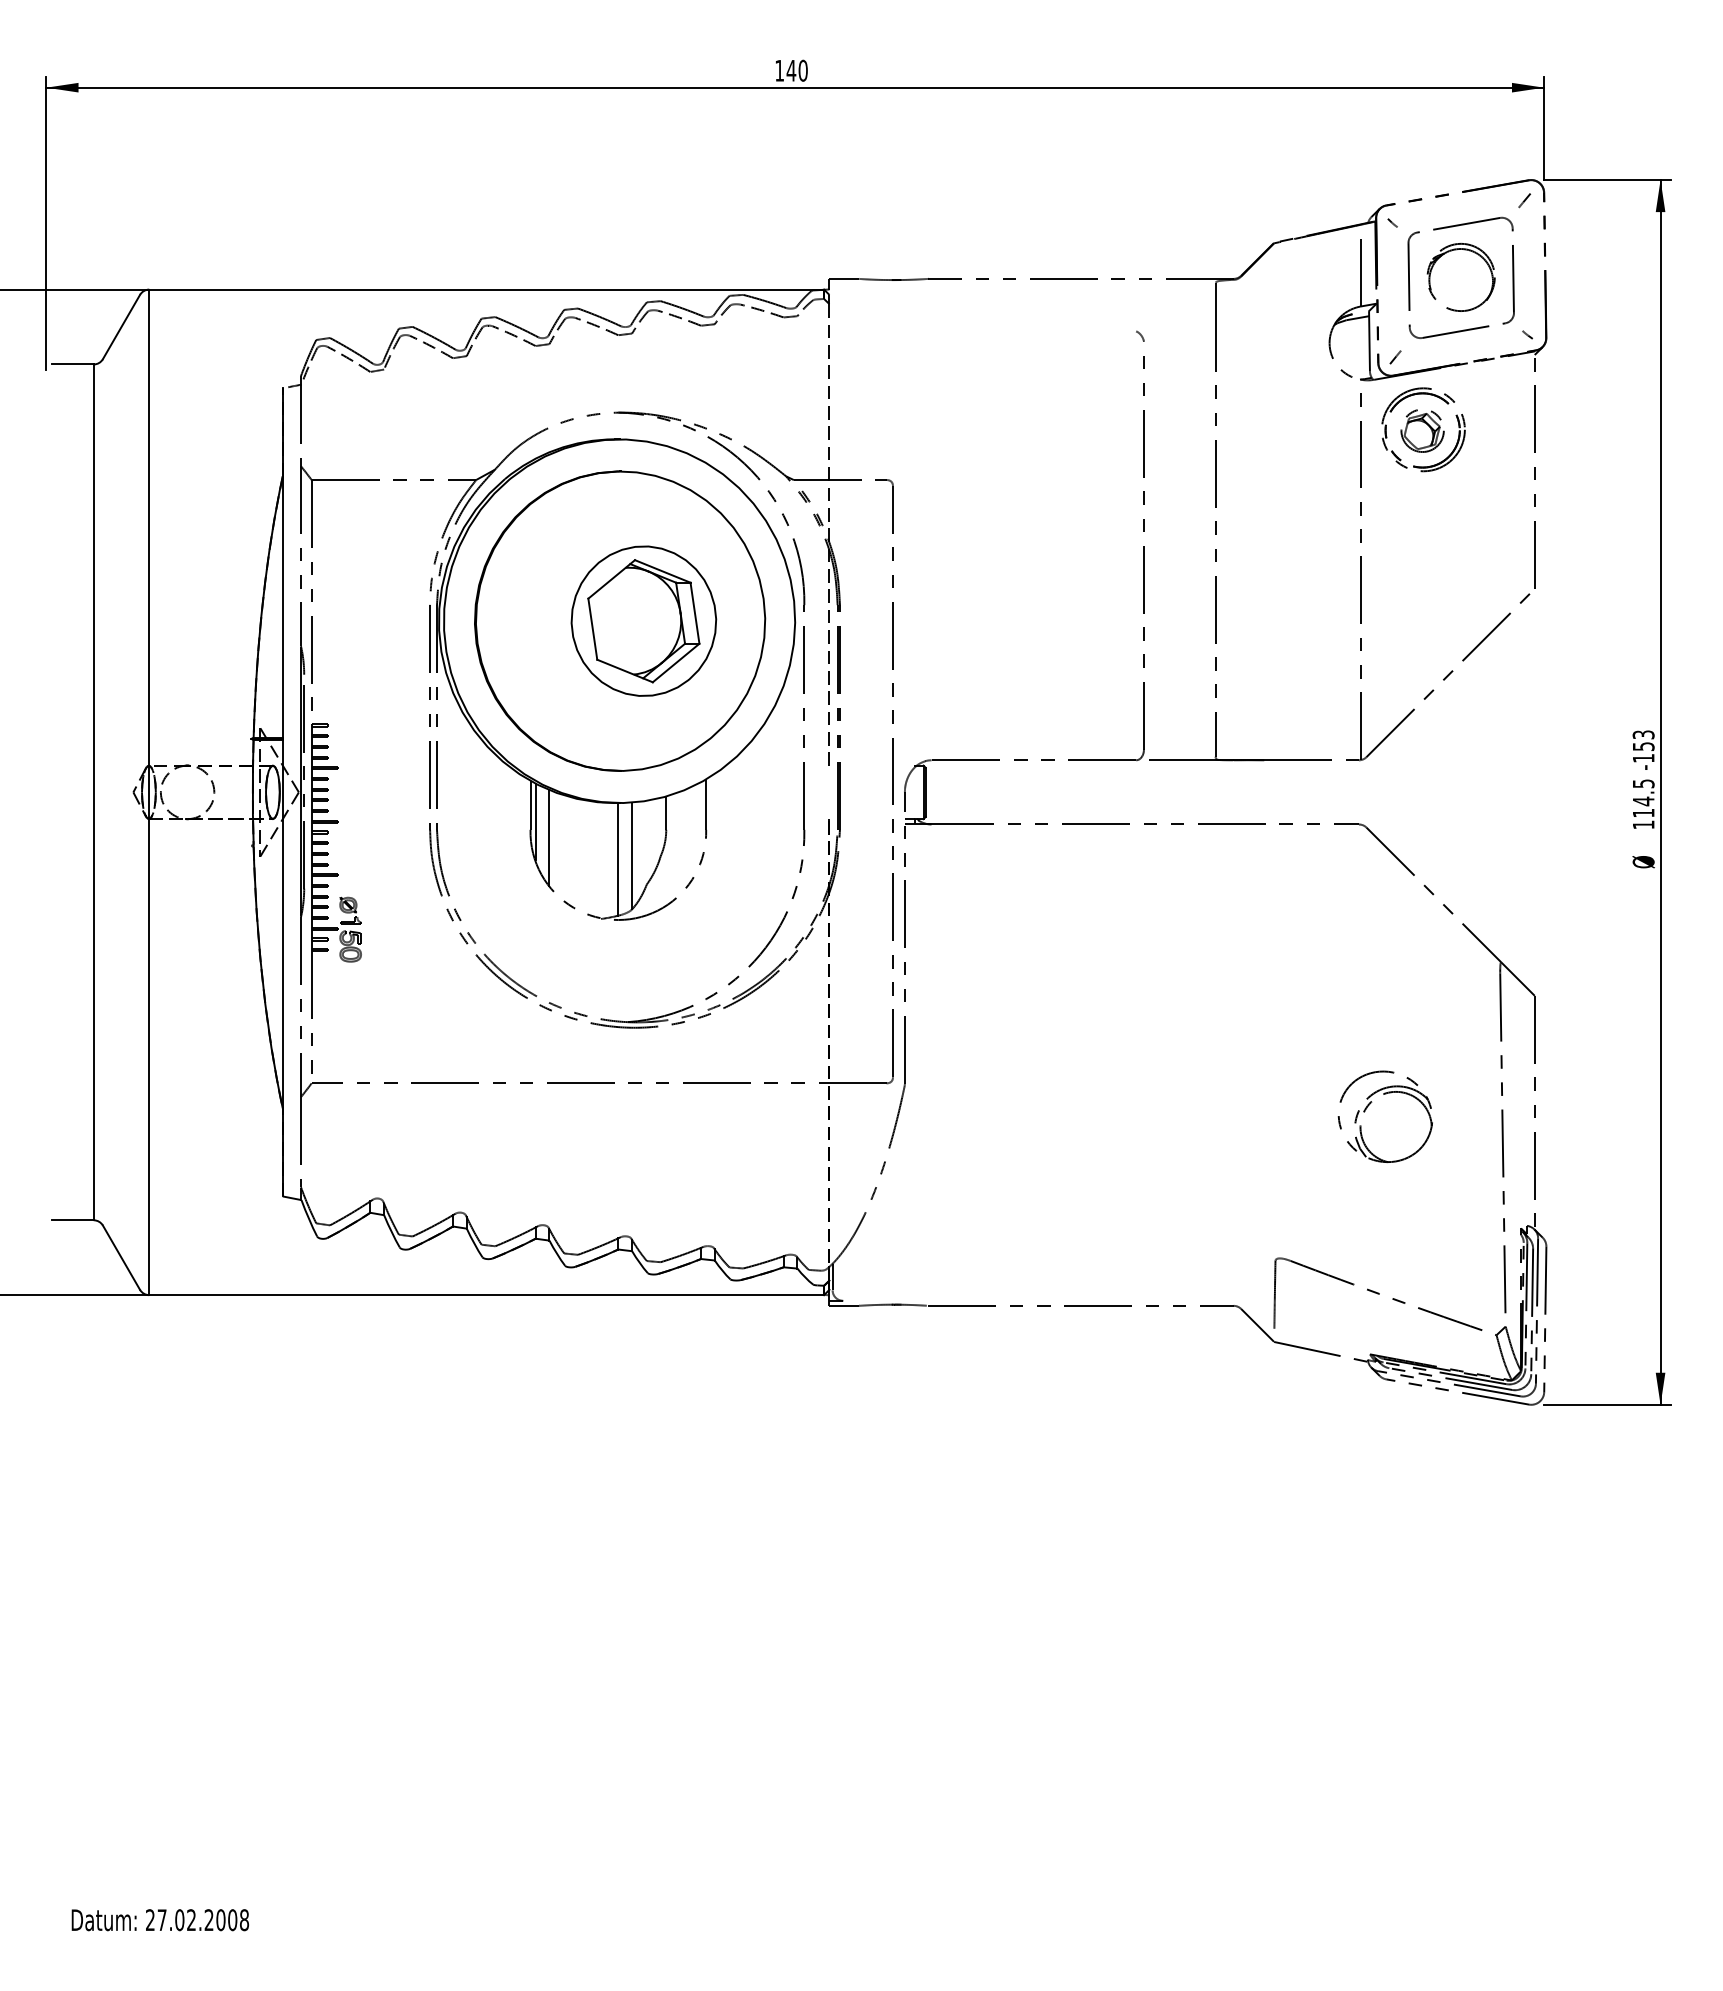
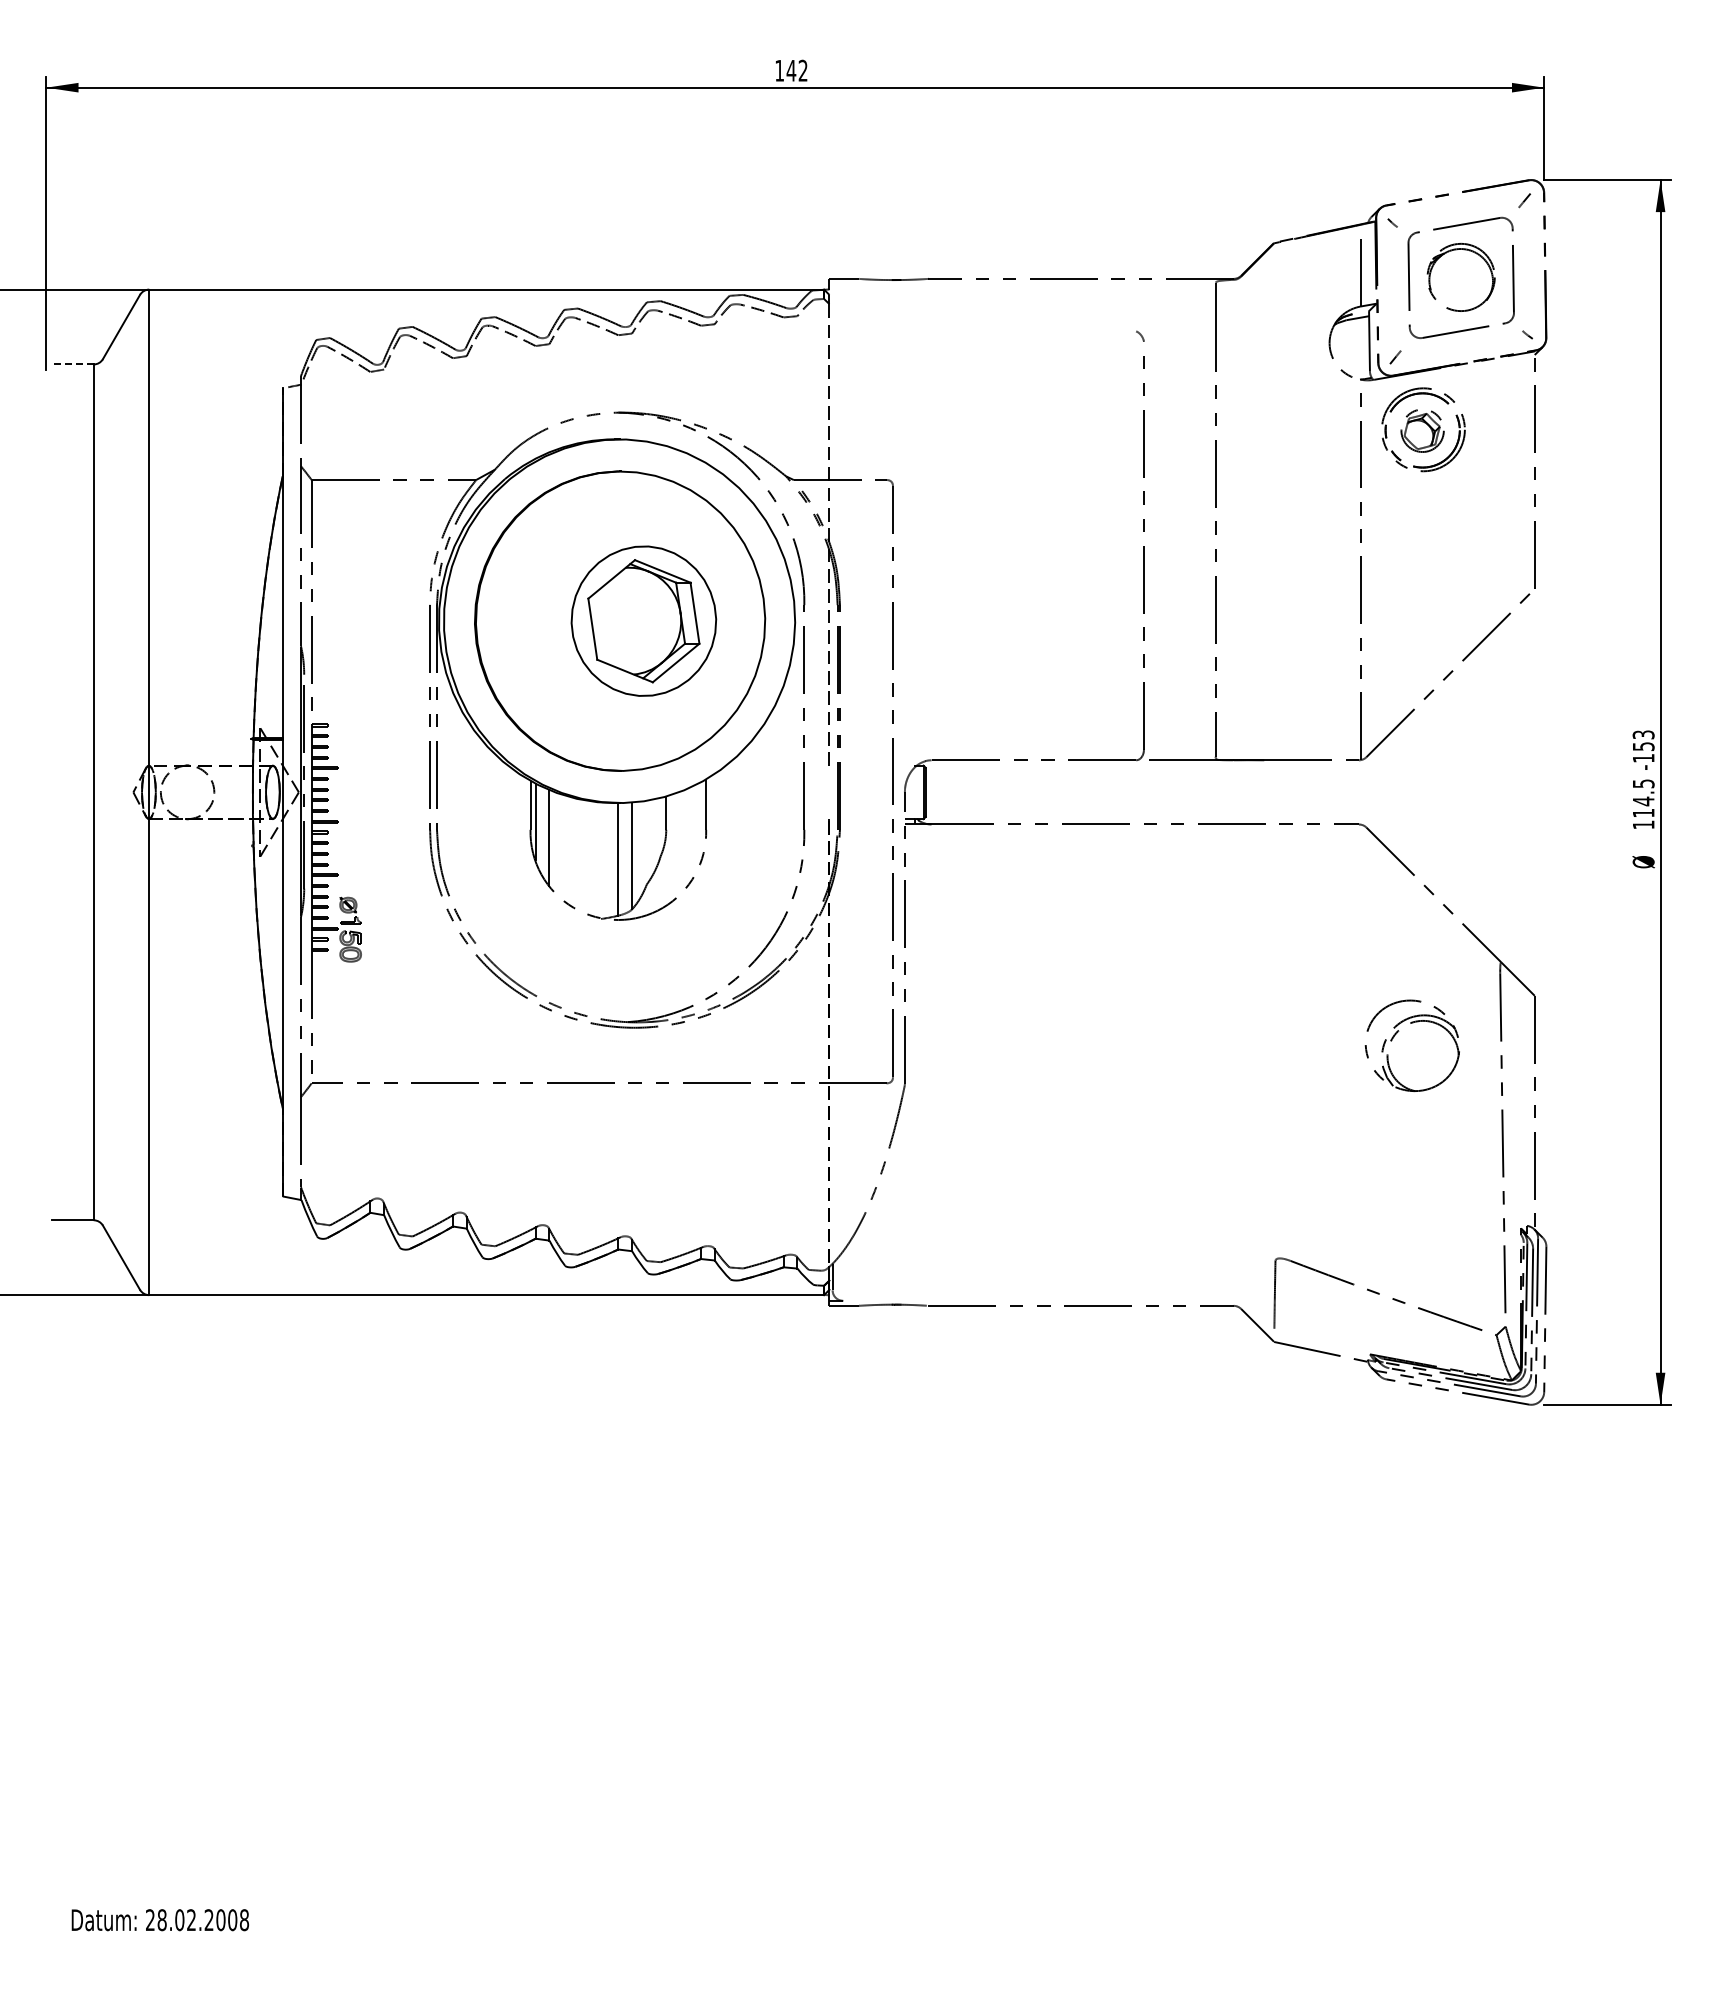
text: 140 -> 142 (802, 70)
line: solid -> dashed (72, 364)
part position: (1371, 1103) -> (1398, 1032) (1398, 1032)
text: 27.02.2008 -> 28.02.2008 (161, 1920)
